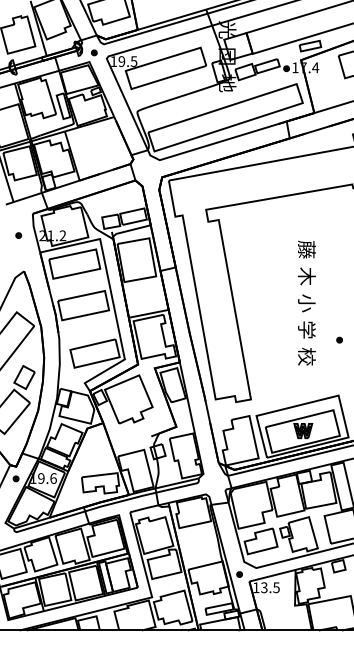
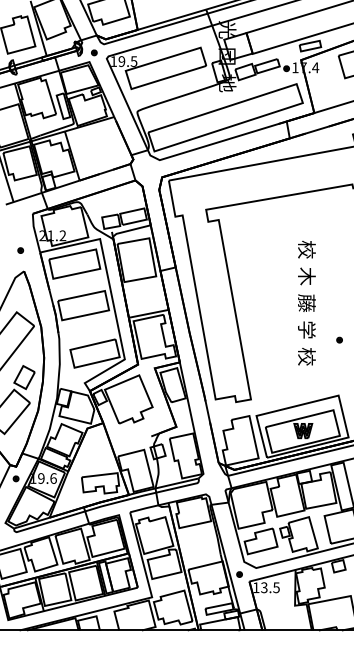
part position: (18, 235) -> (20, 250) (20, 250)
text: 藤 -> 校 (306, 249)
text: 小 -> 藤 (306, 303)
